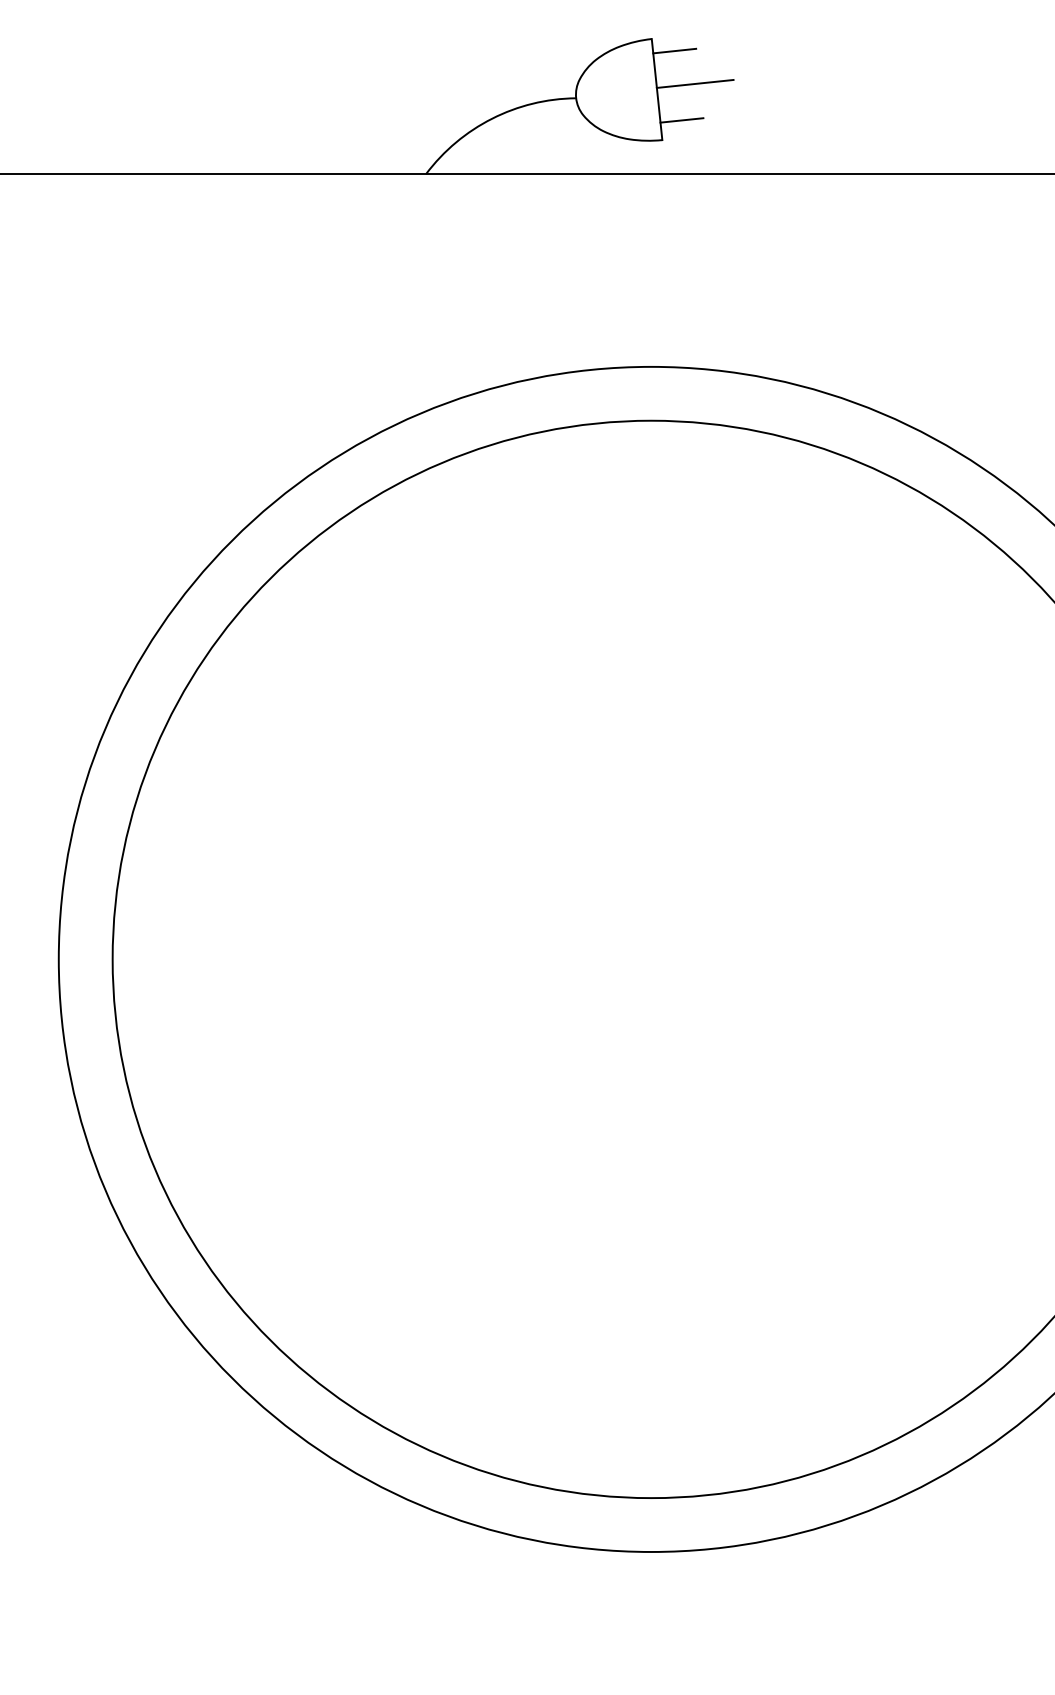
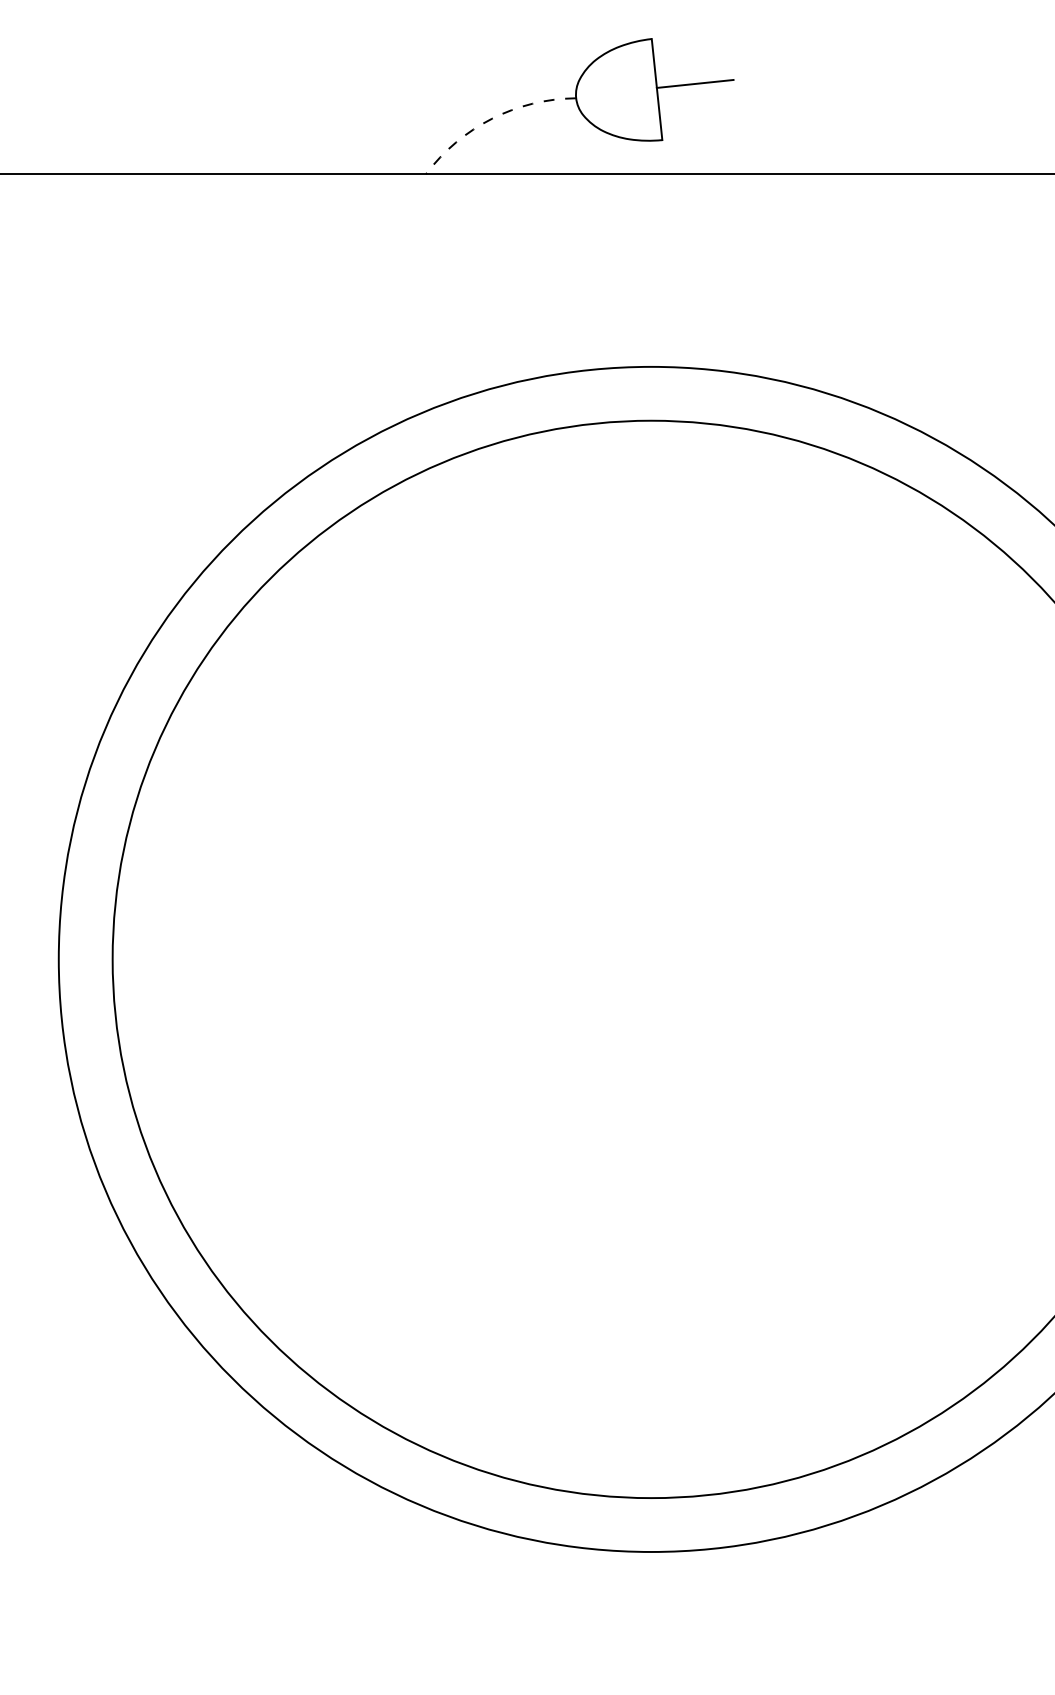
line: present -> none (674, 50)
arc: solid -> dashed (492, 118)
line: present -> none (681, 120)
